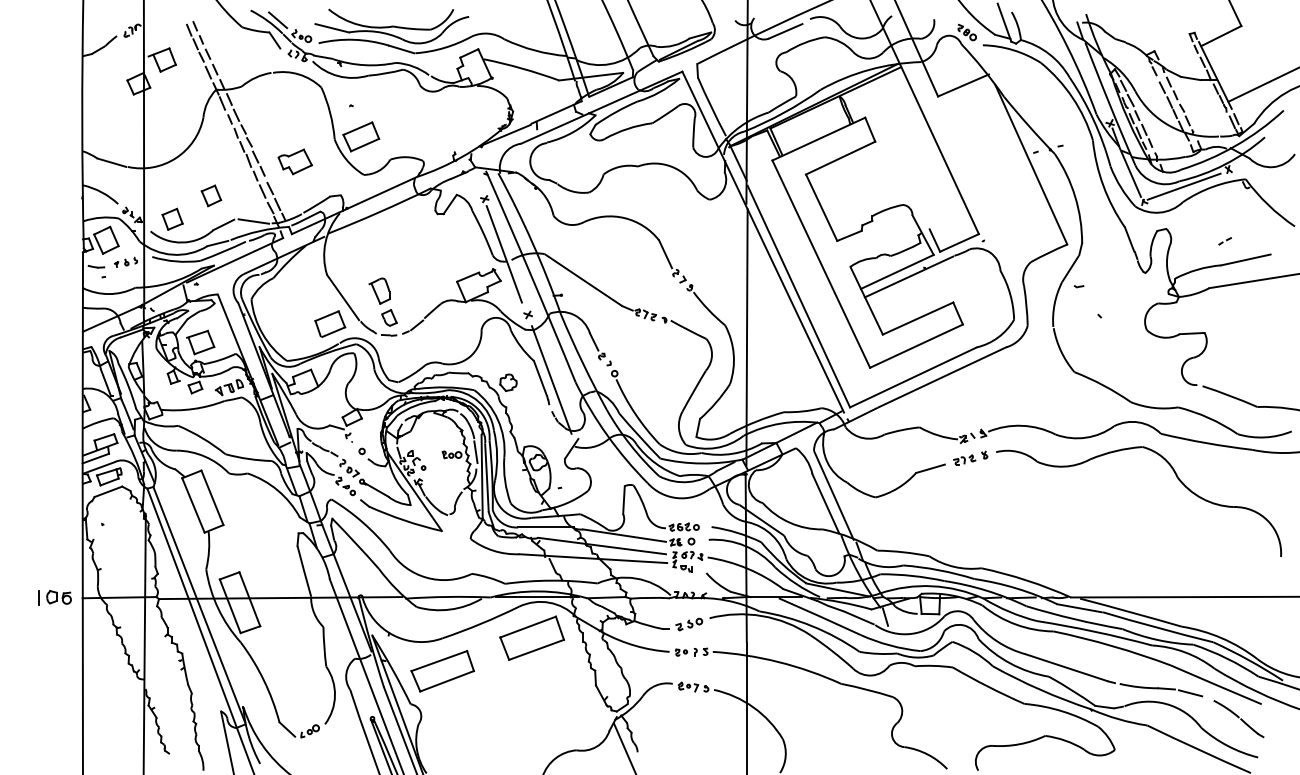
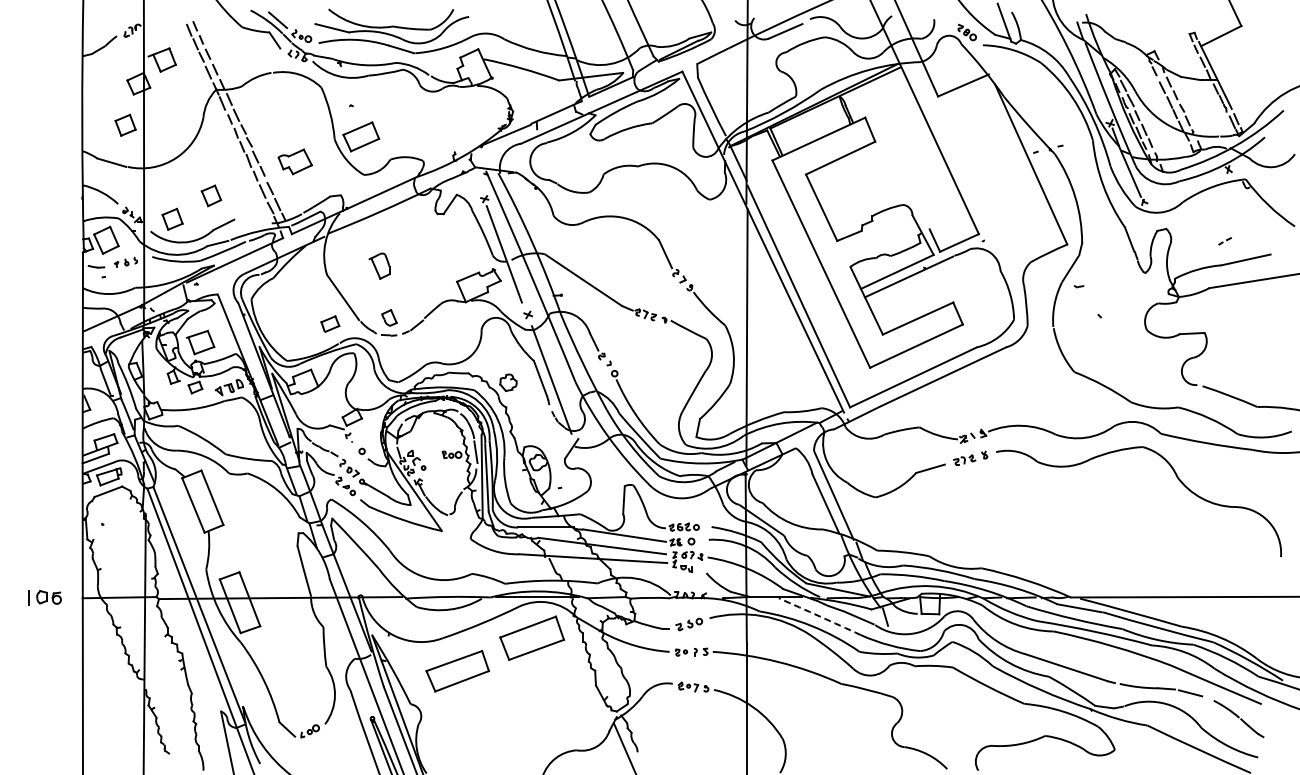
line: present -> none (1262, 84)
part: none -> present (125, 124)
line: present -> none (1183, 186)
line: present -> none (253, 221)
part position: (379, 290) -> (379, 265) (379, 265)
part size: 33x28 px -> 21x18 px (330, 323)
part position: (54, 597) -> (44, 597) (44, 597)
arc: solid -> dashed (819, 616)
part position: (442, 671) -> (457, 671) (457, 671)
